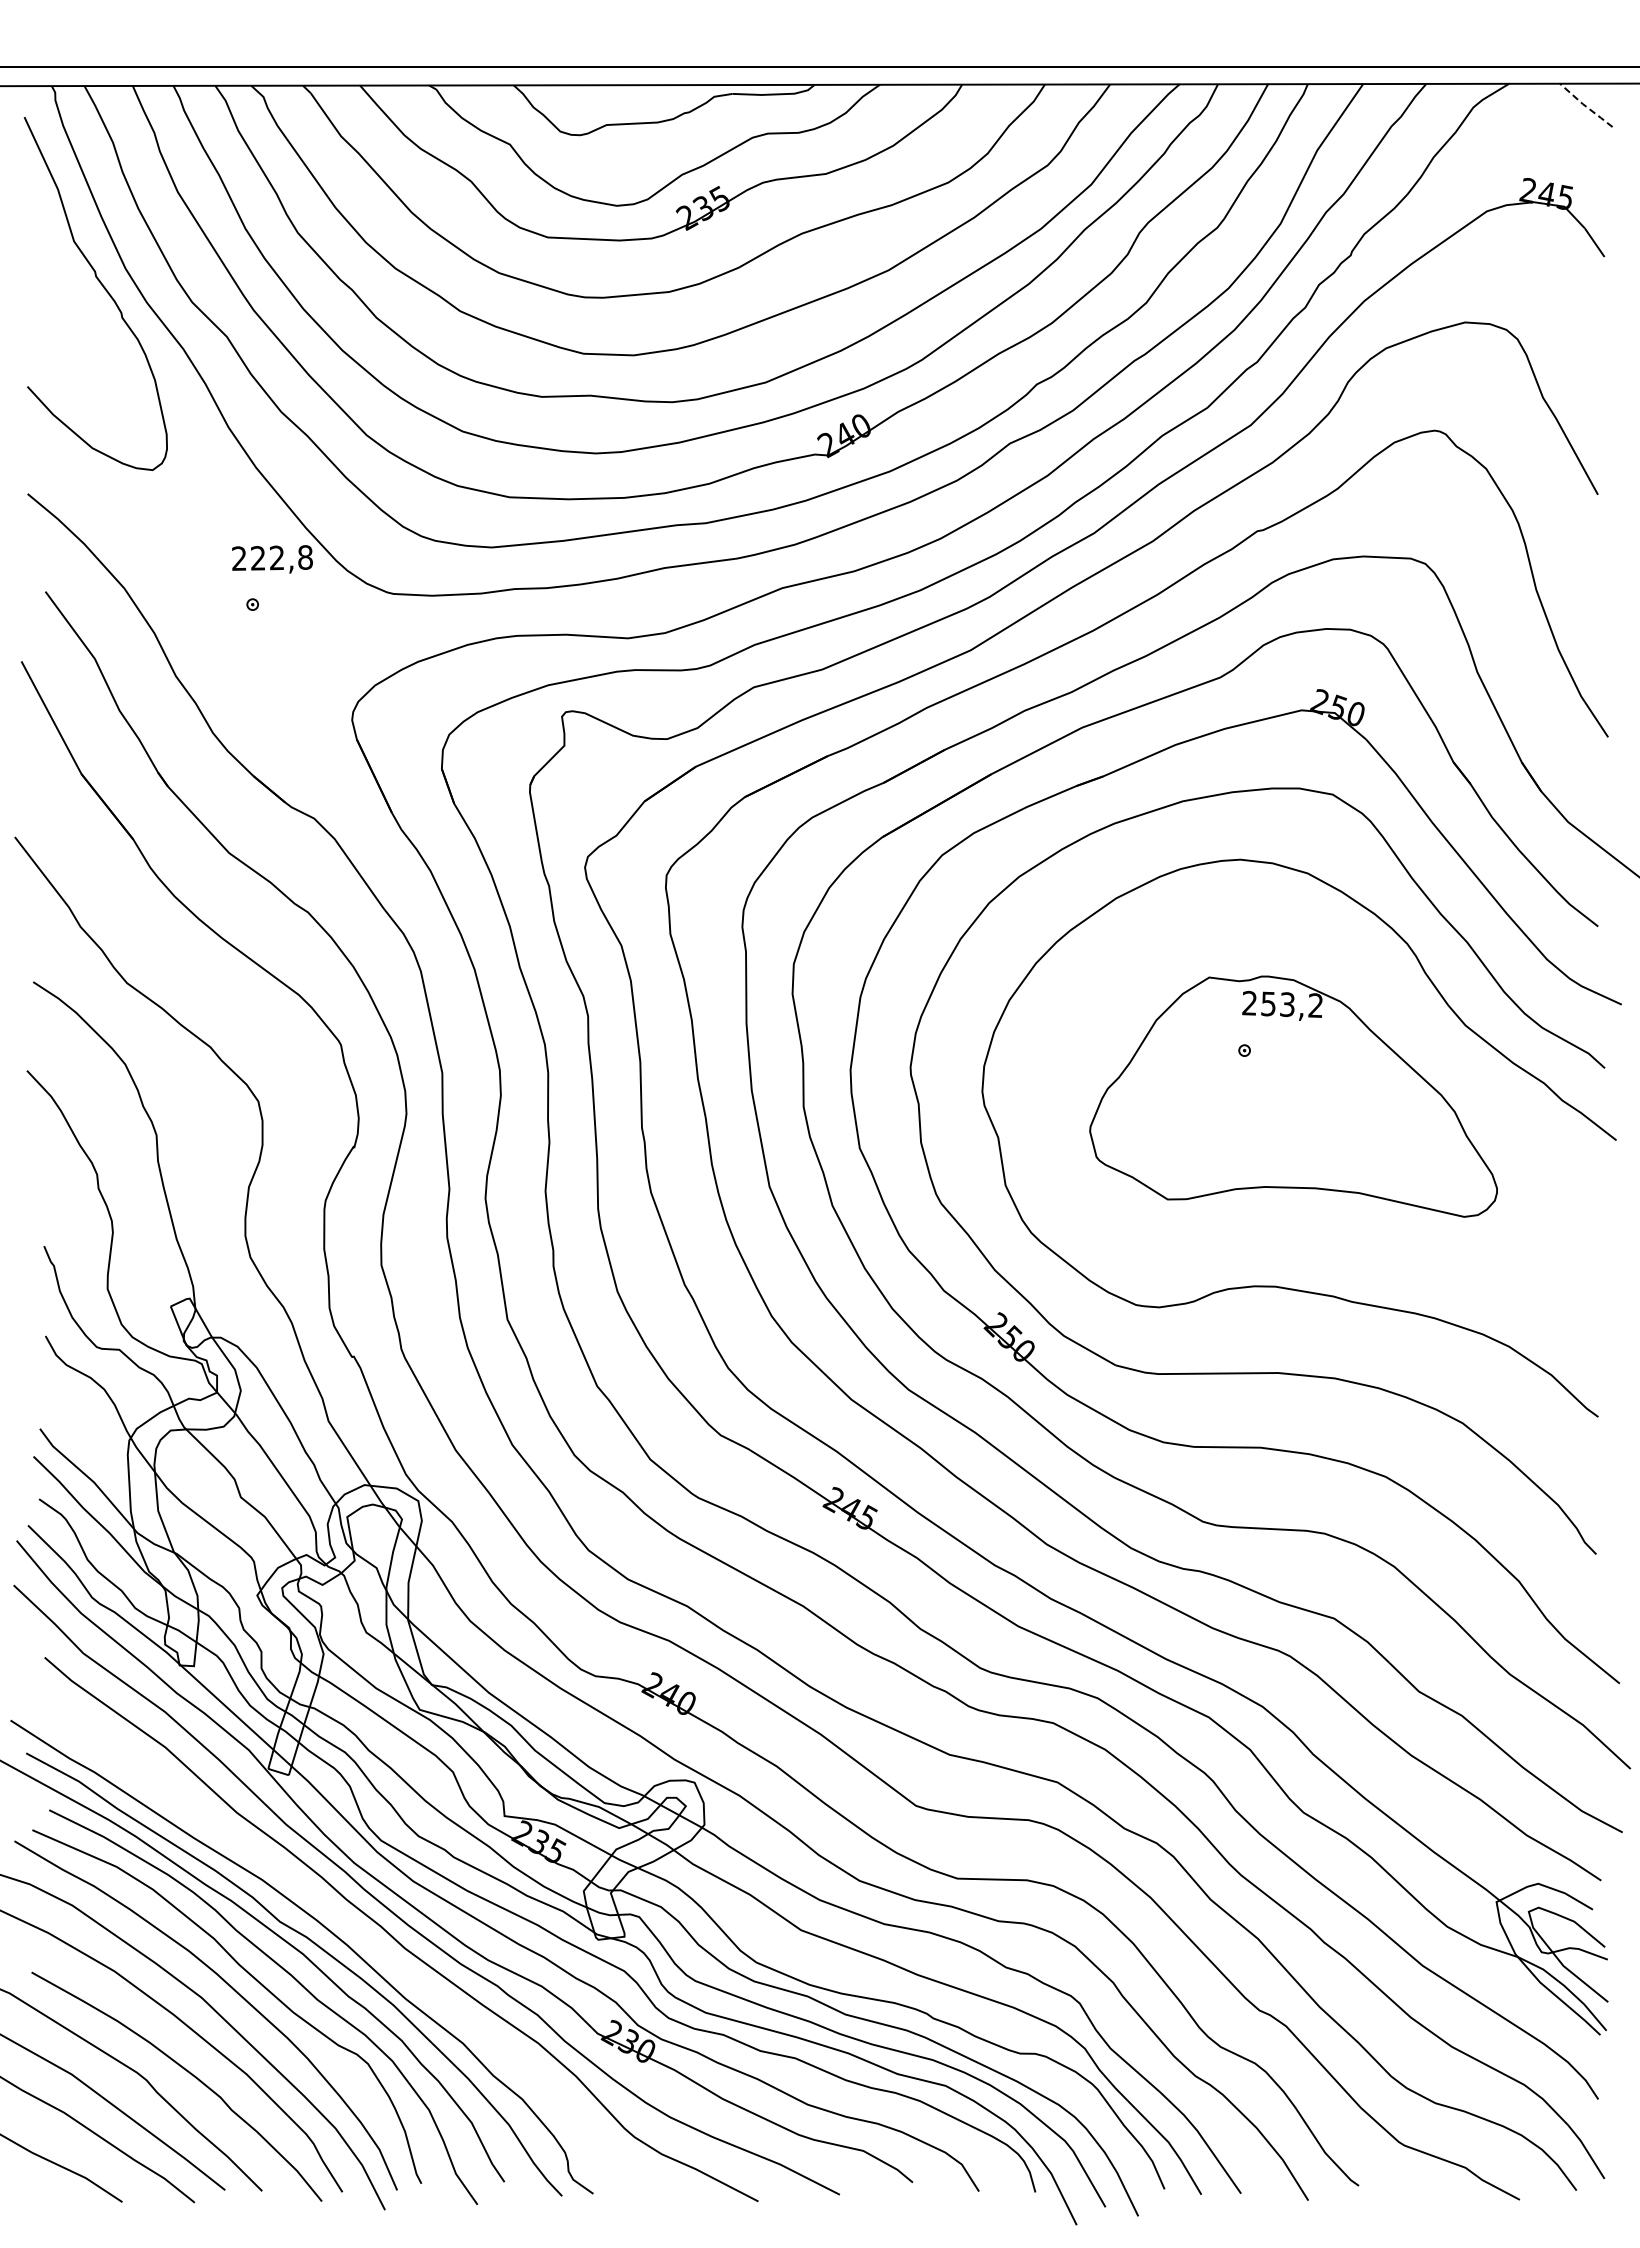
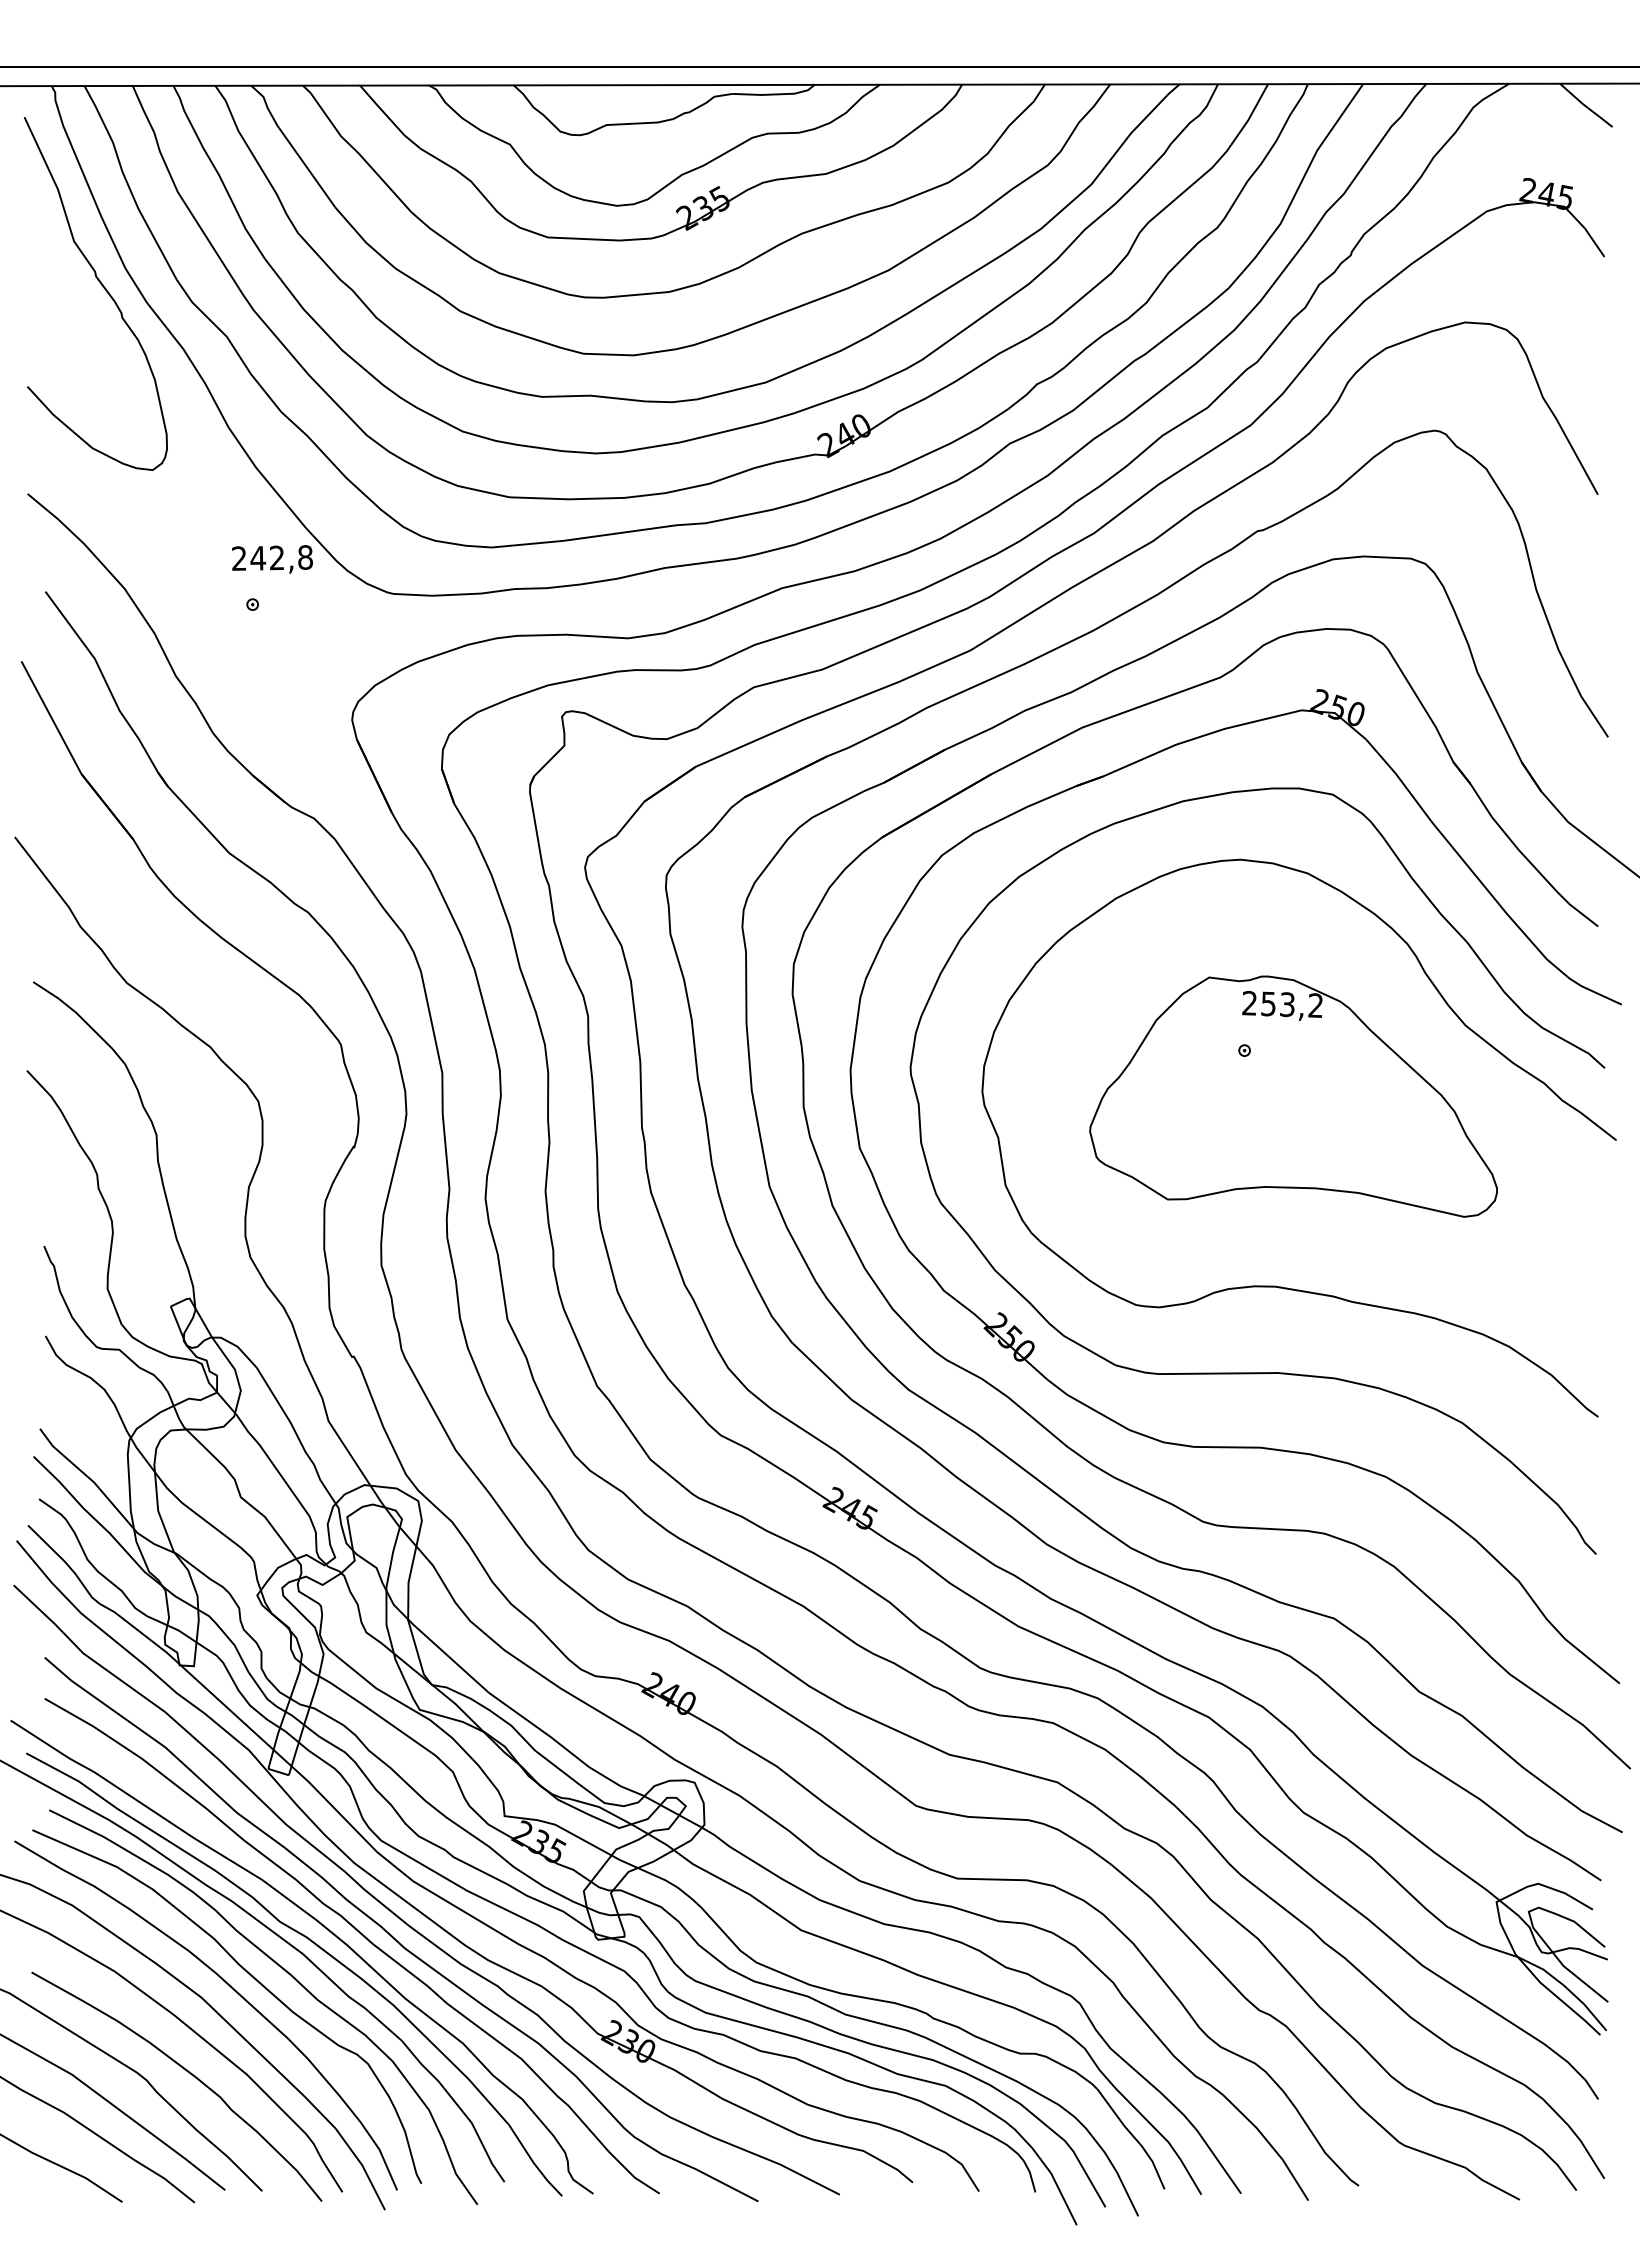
line: dashed -> solid (1585, 105)
text: 222,8 -> 242,8 (258, 558)
curve: none -> present (361, 1935)
